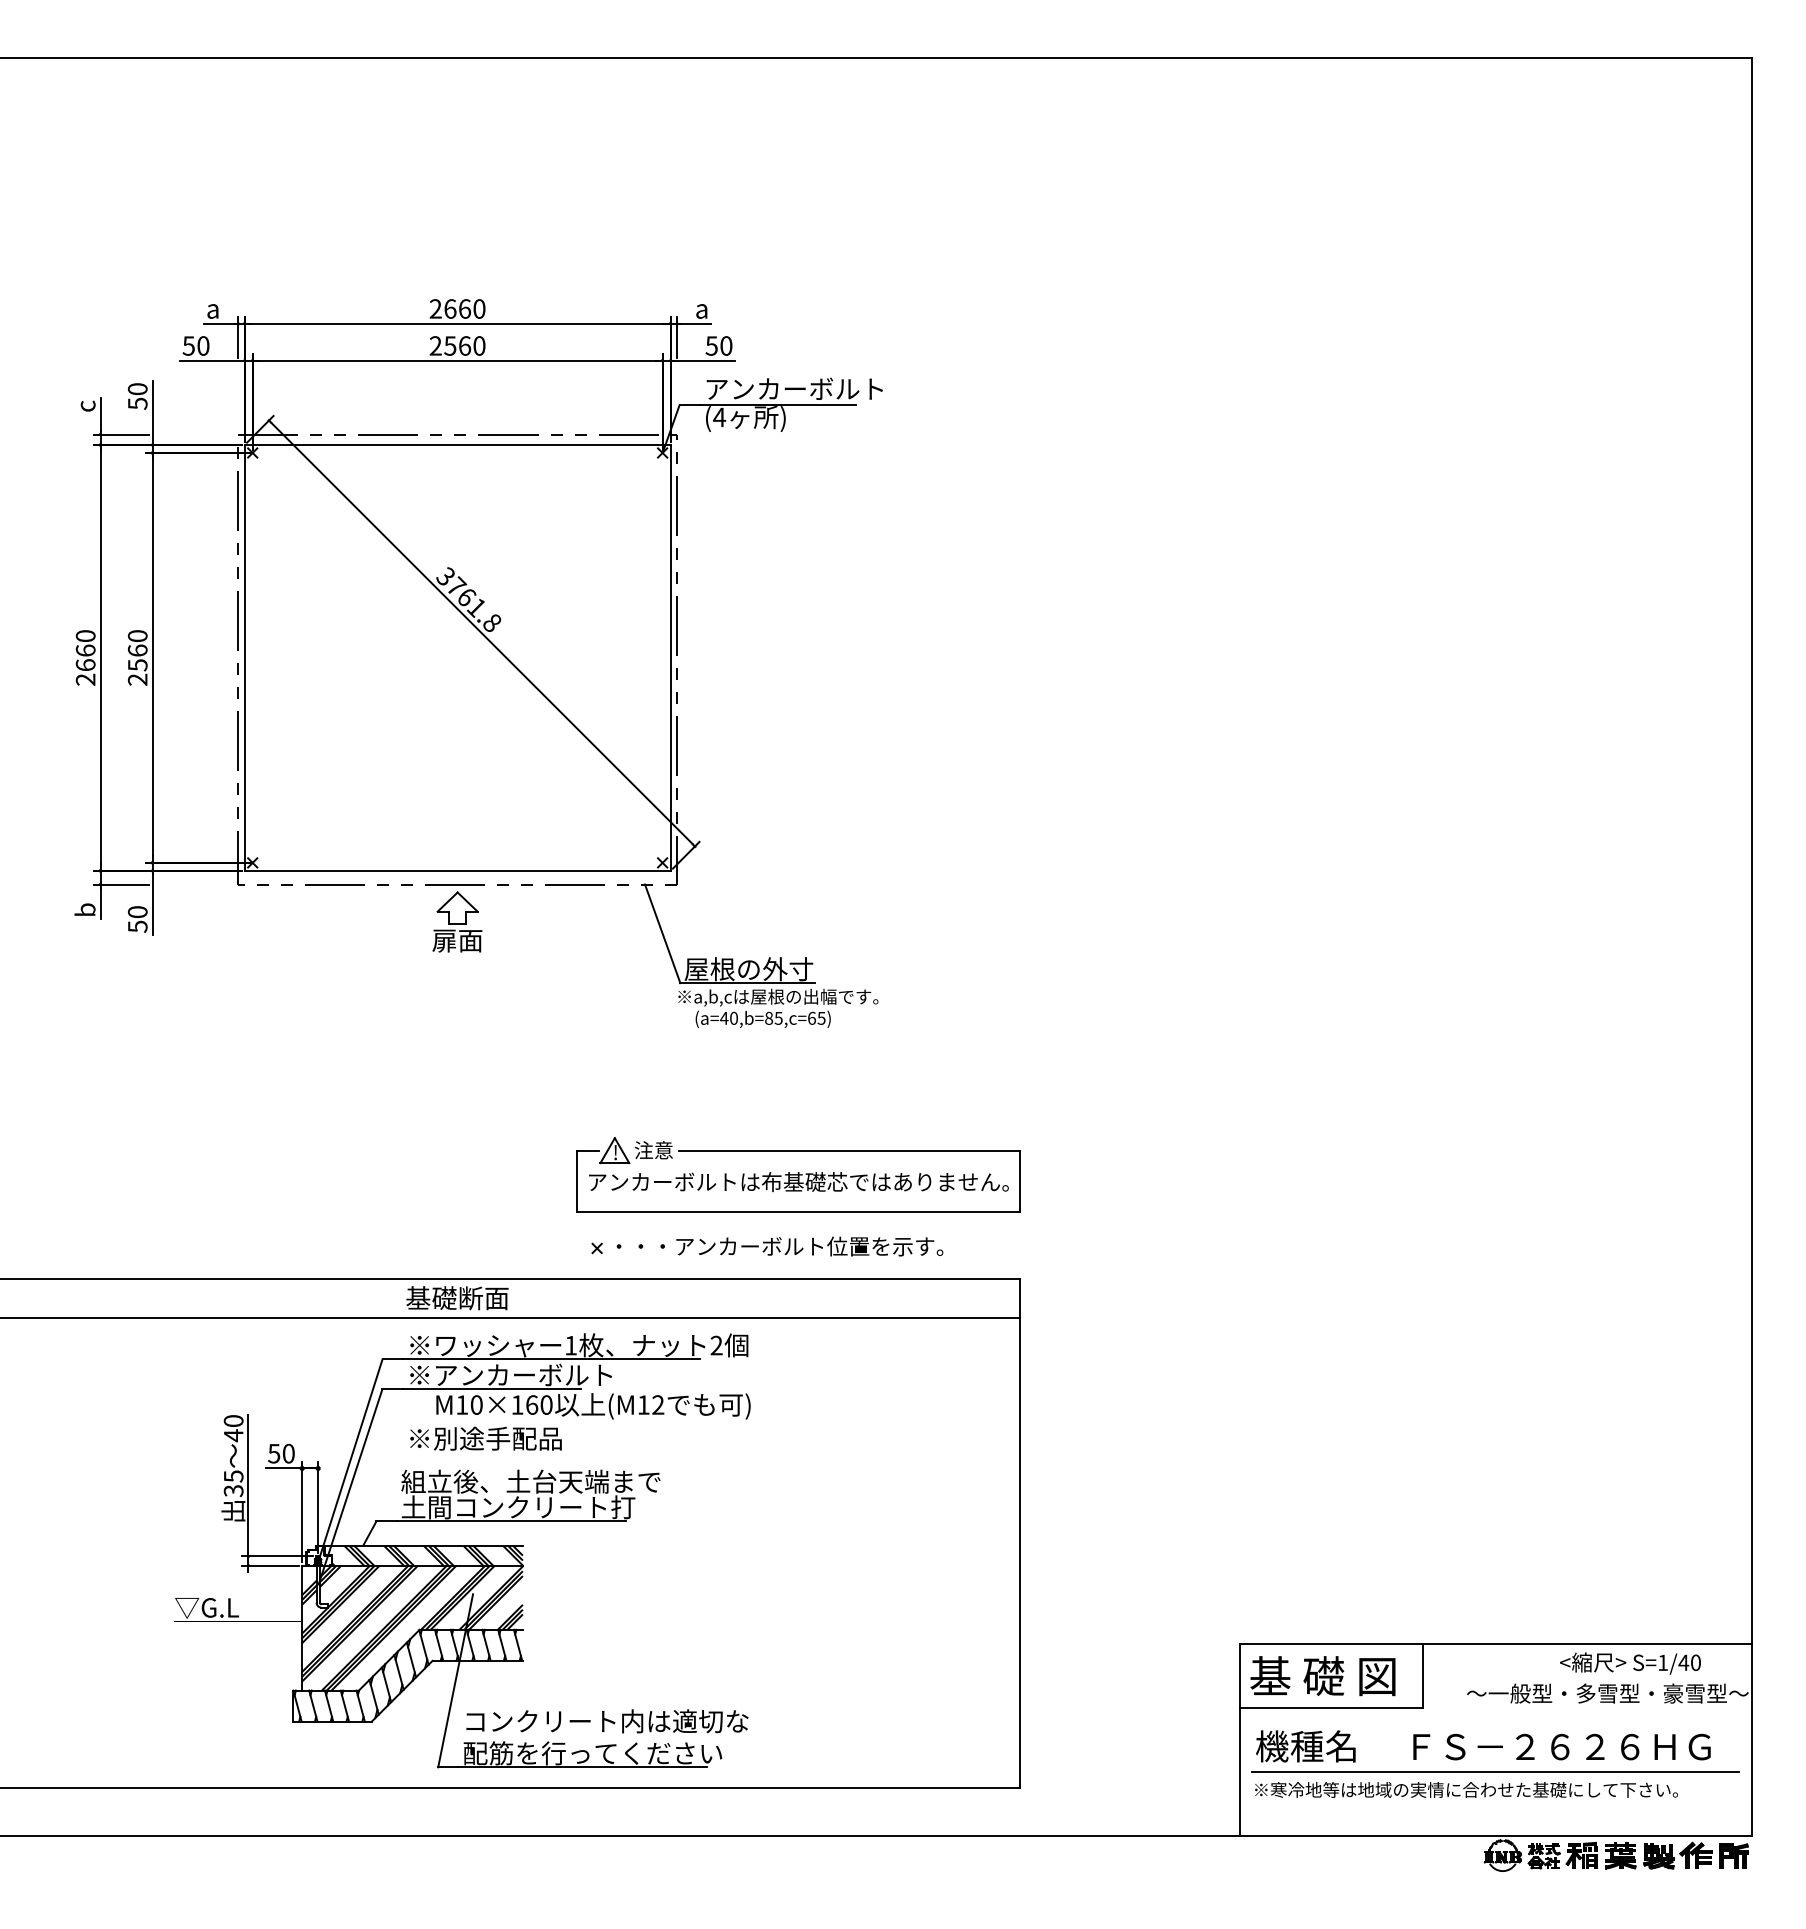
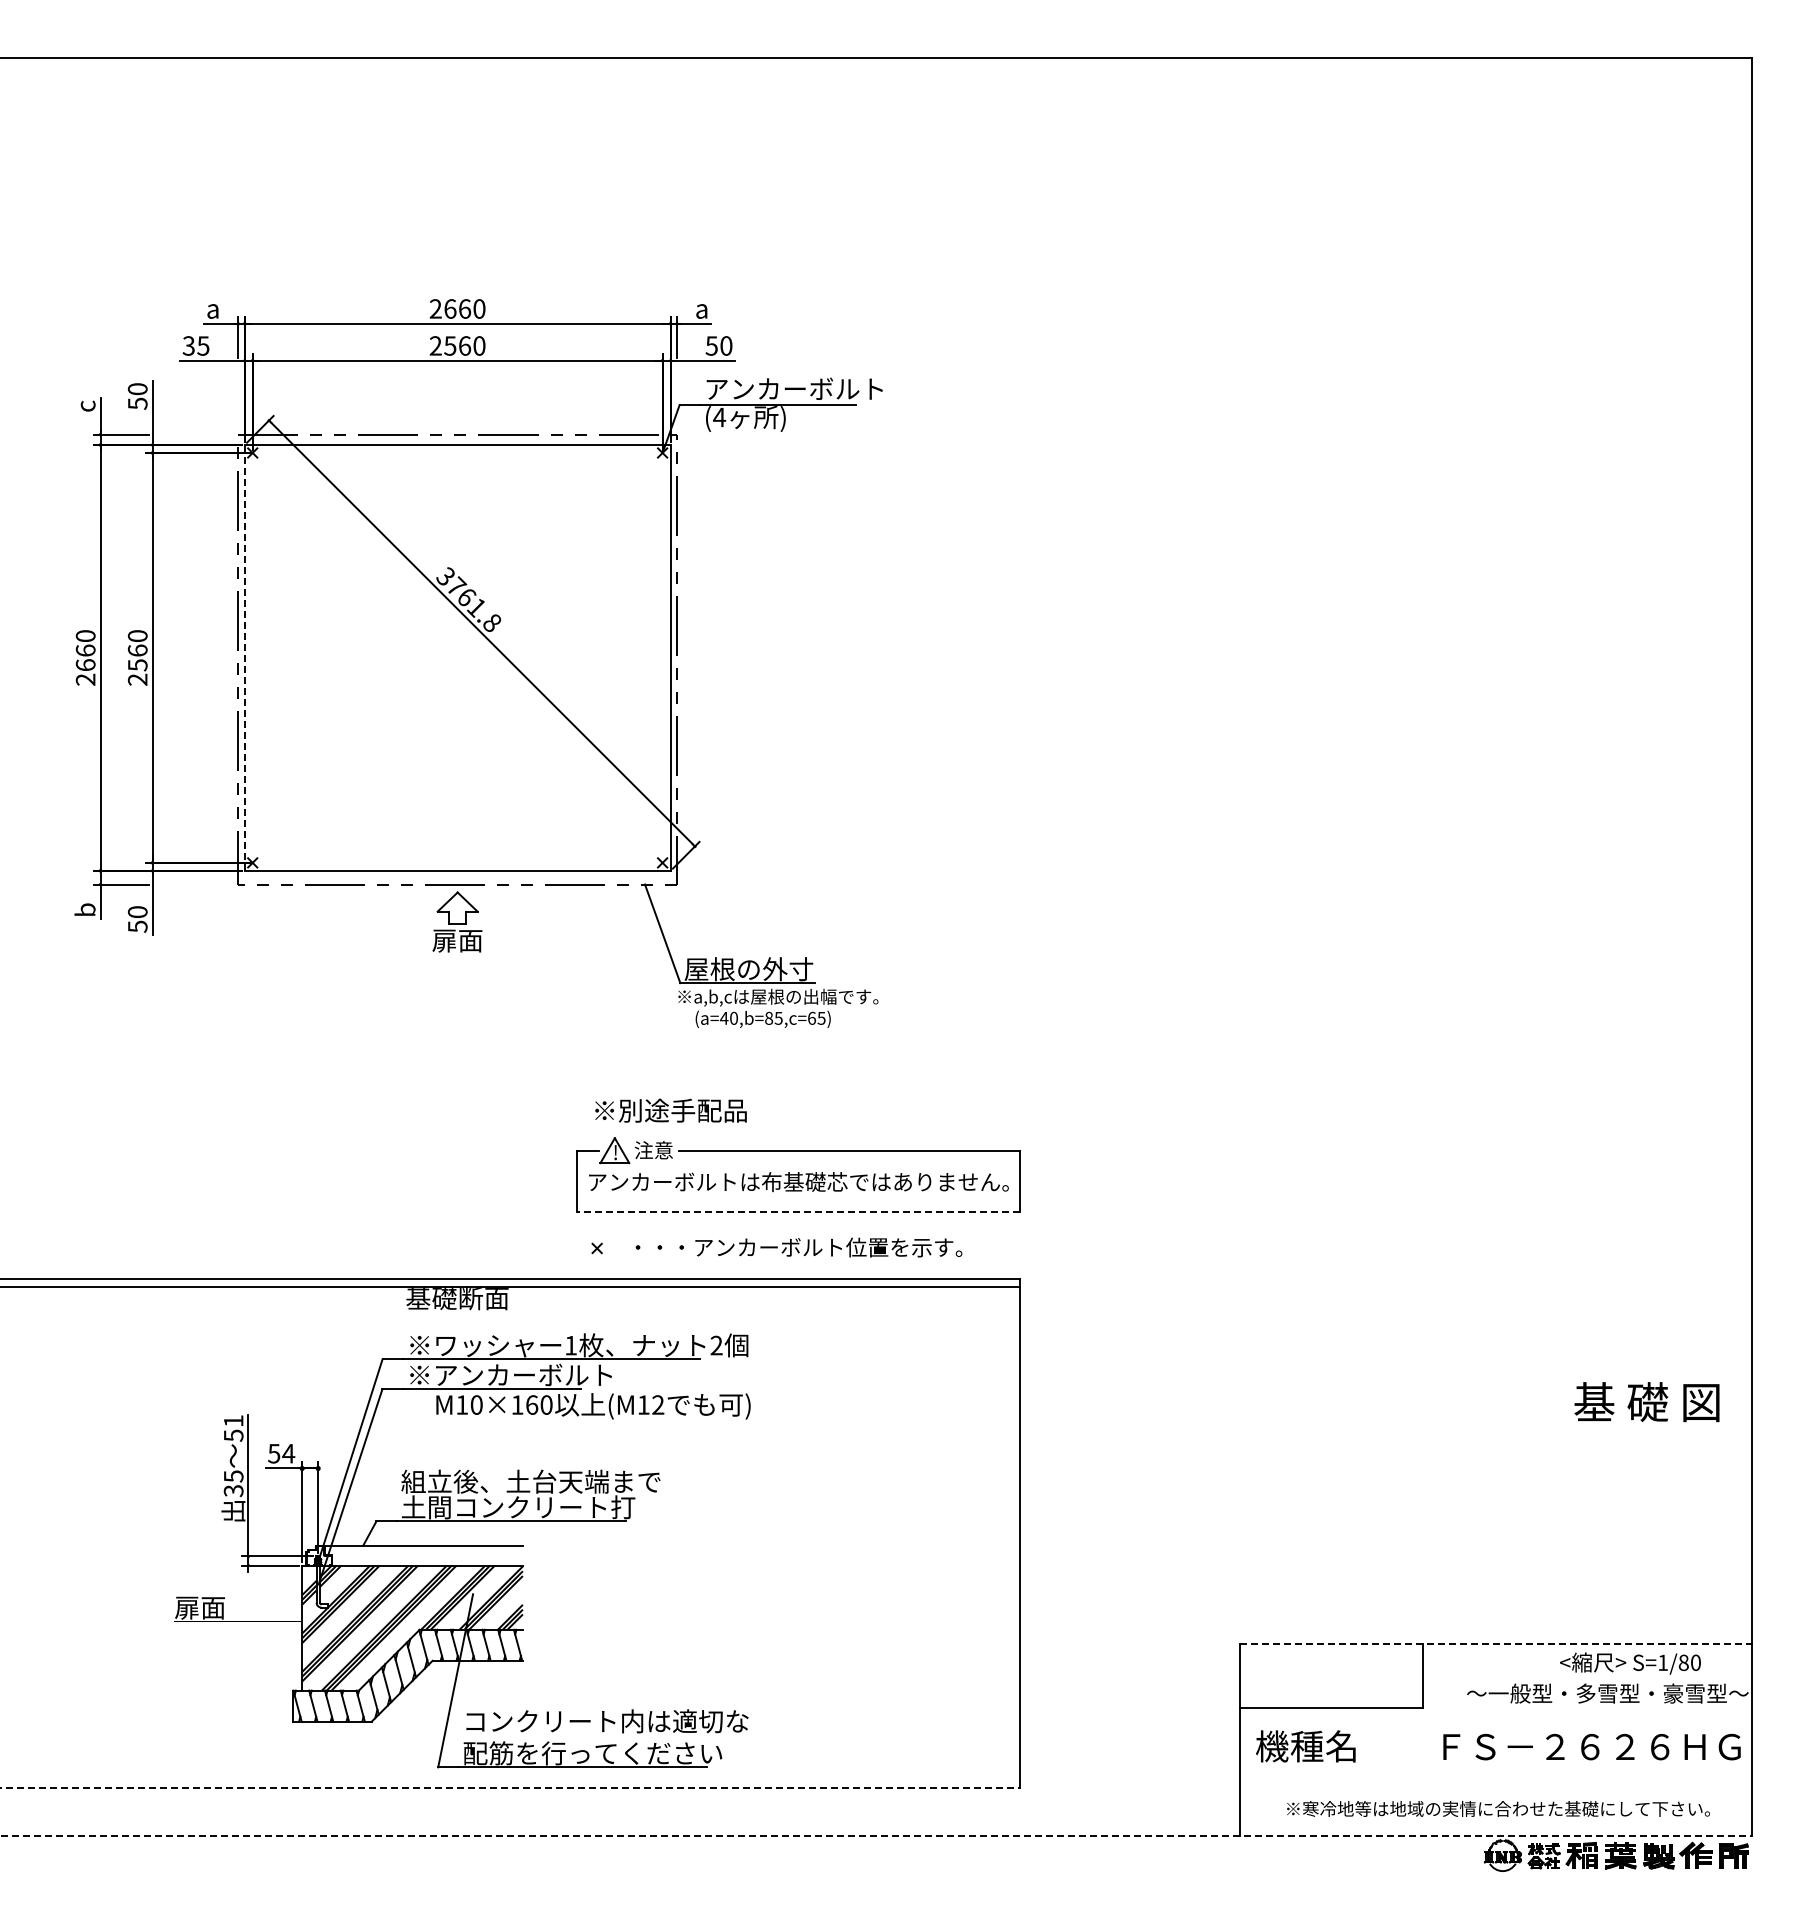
text: 50 -> 35 (196, 345)
line: solid -> dashed (244, 657)
line: solid -> dashed (798, 1211)
text position: (779, 1246) -> (798, 1247) (798, 1247)
line position: (510, 1317) -> (510, 1286) (510, 1286)
text: 40 -> 51 (233, 1428)
text position: (485, 1438) -> (670, 1110) (670, 1110)
text: 50 -> 54 (288, 1453)
hatch: present -> none (427, 1555)
text: ▽G.L -> 扉面 (206, 1607)
line: solid -> dashed (1496, 1643)
text: S=1/40 -> S=1/80 (1683, 1662)
text position: (1322, 1676) -> (1646, 1402) (1646, 1402)
text position: (1561, 1746) -> (1591, 1746) (1591, 1746)
line: present -> none (1495, 1772)
line: solid -> dashed (510, 1788)
text position: (1466, 1789) -> (1498, 1808) (1498, 1808)
line: solid -> dashed (876, 1836)
